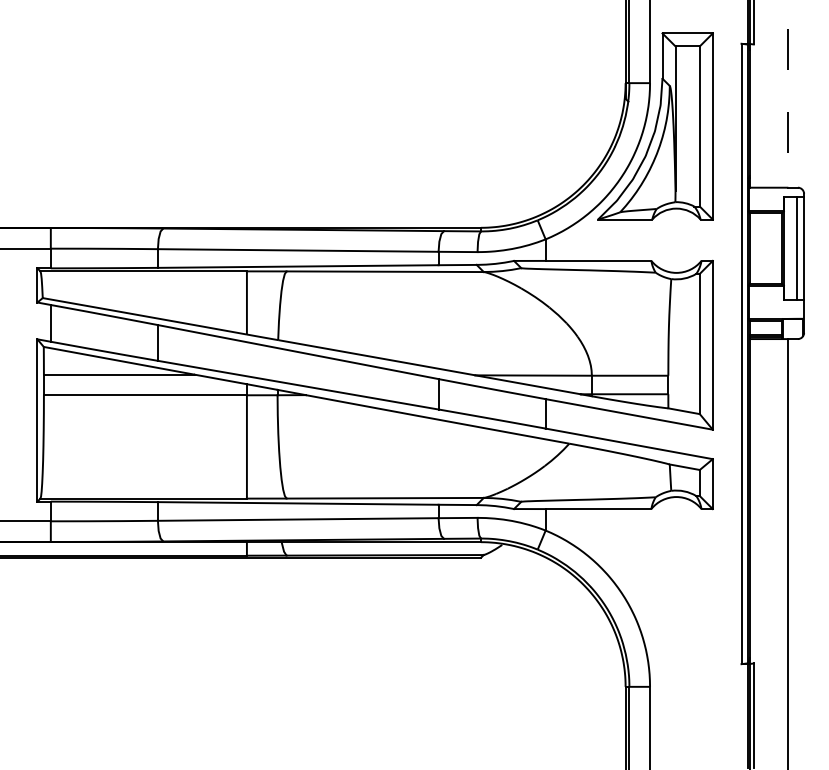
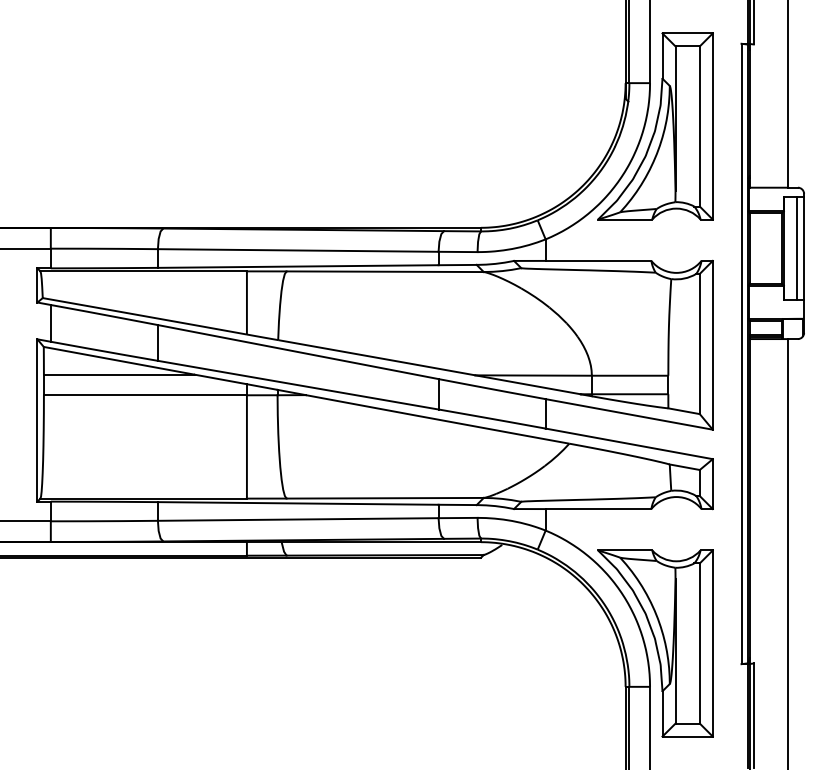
line: dashed -> solid (788, 94)
part: none -> present (655, 643)
